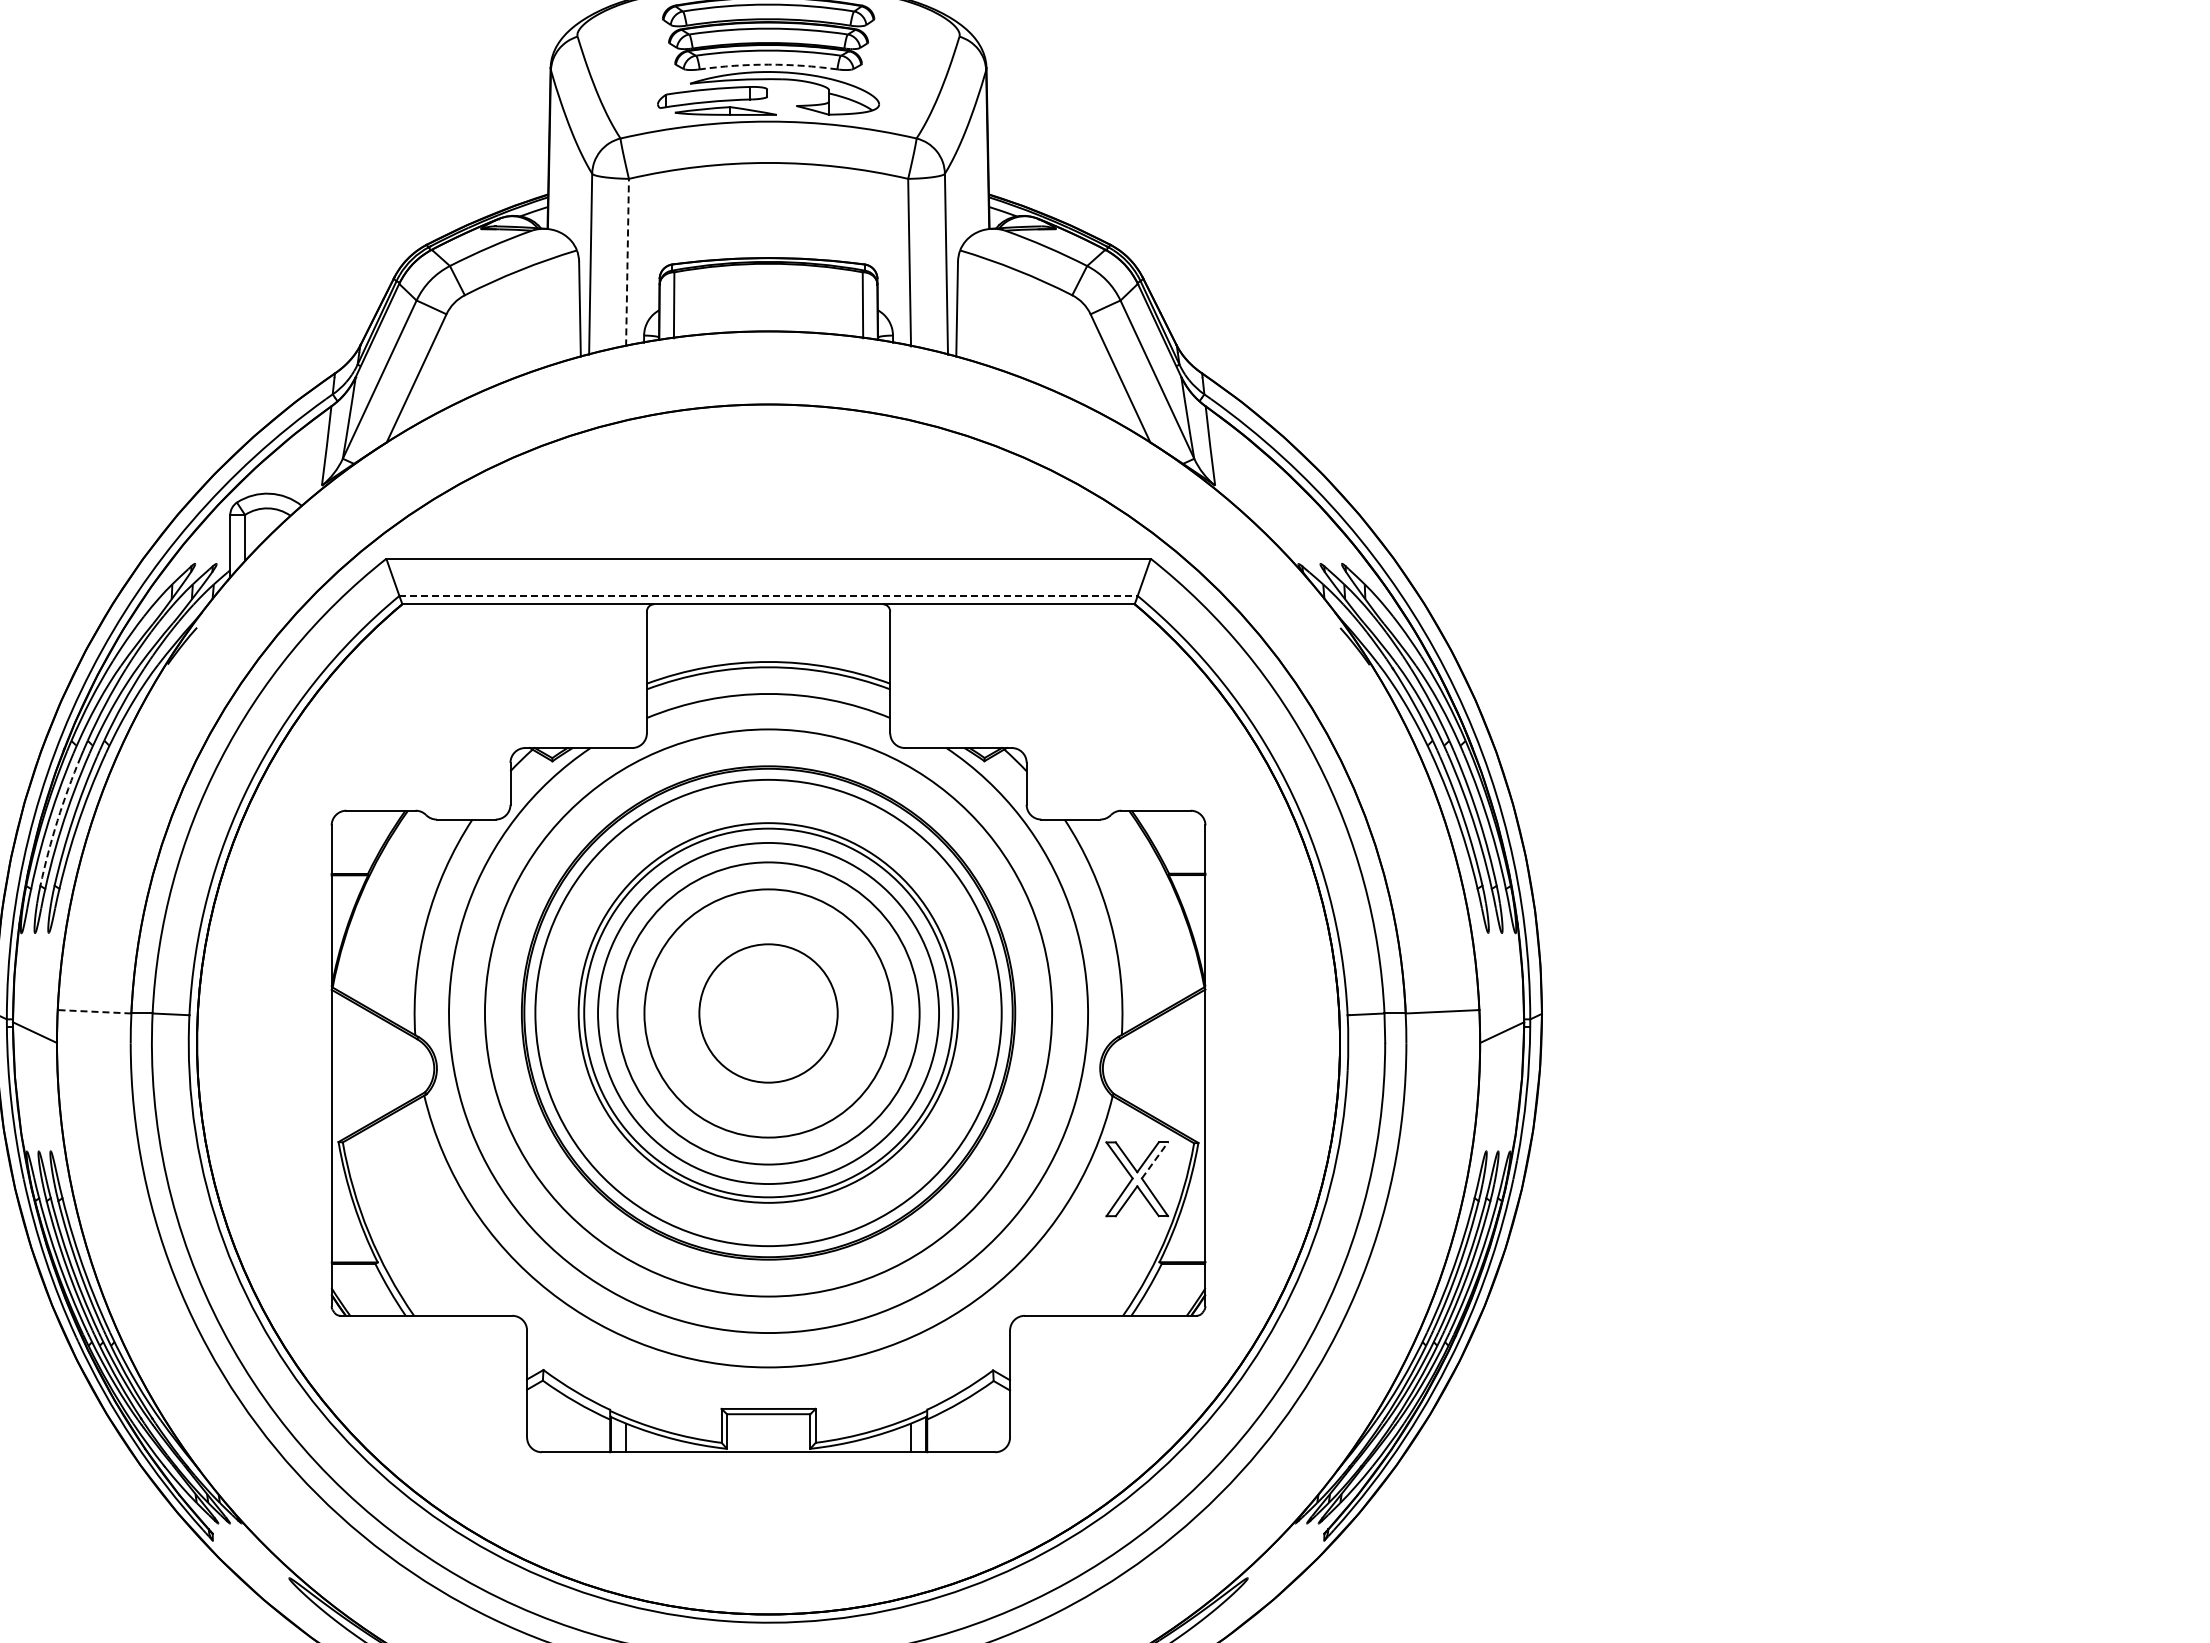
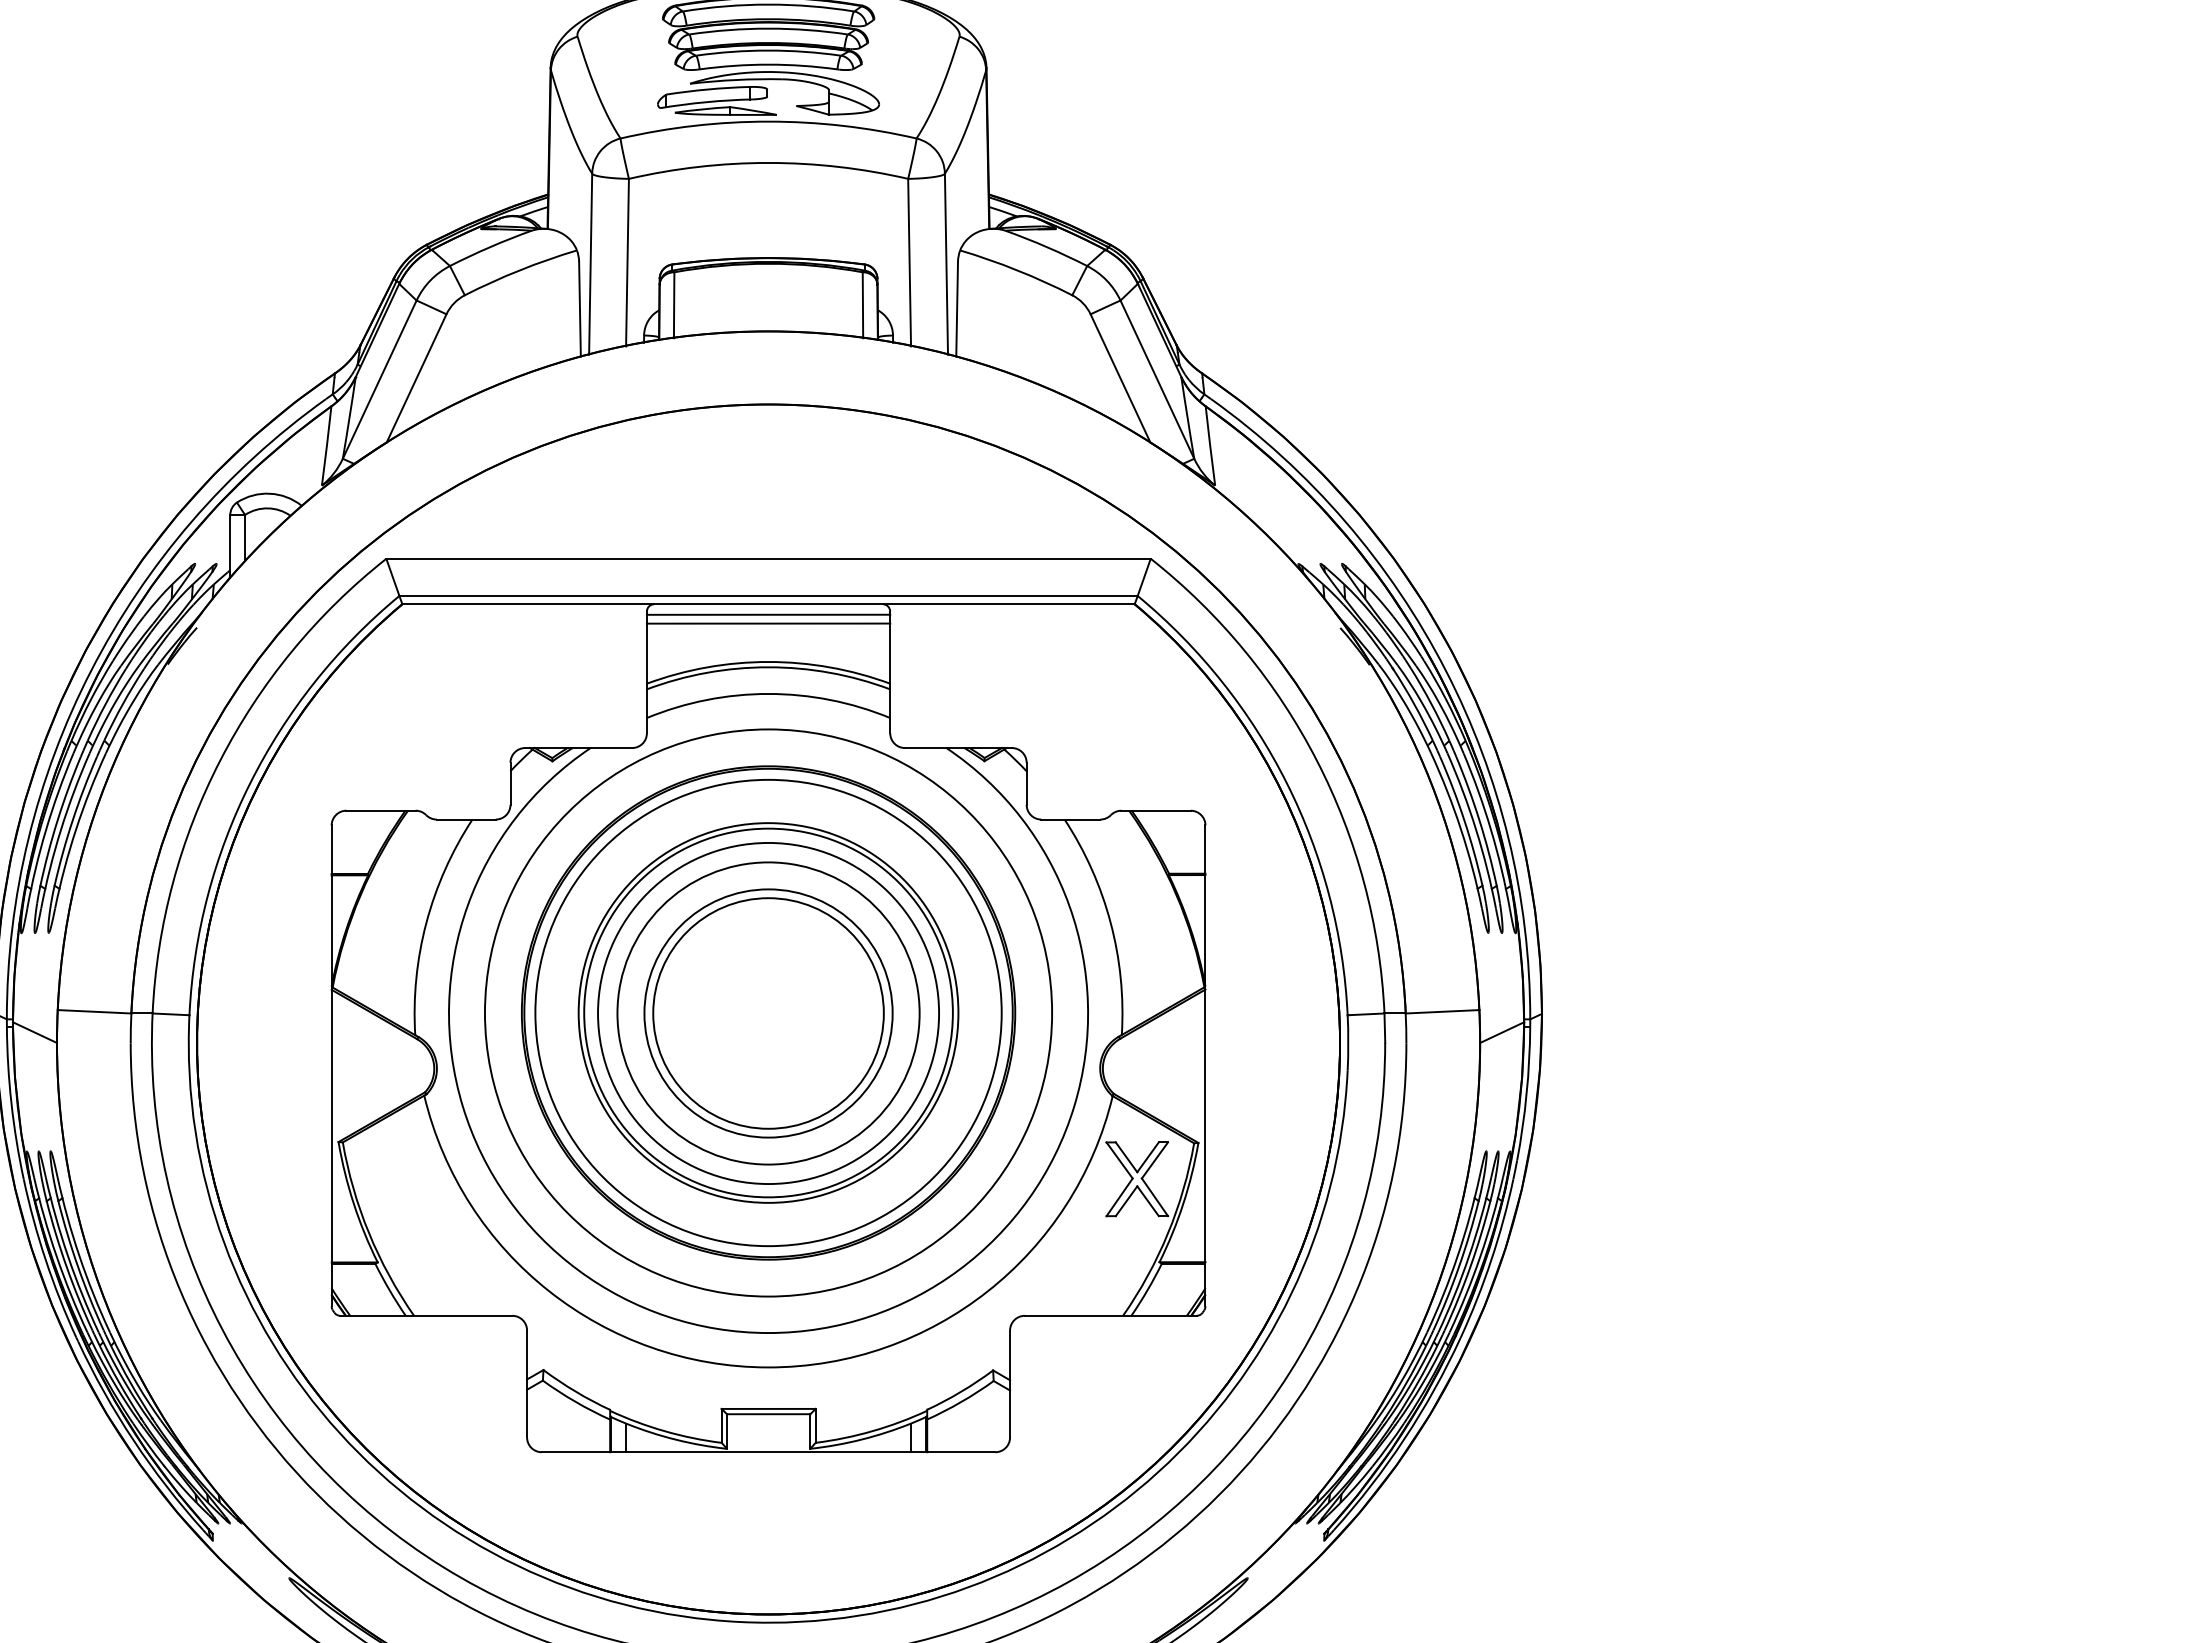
arc: dashed -> solid (768, 64)
line: dashed -> solid (627, 262)
line: dashed -> solid (769, 595)
line: none -> present (768, 614)
line: none -> present (768, 623)
arc: dashed -> solid (57, 820)
line: dashed -> solid (94, 1011)
circle diameter: 138 px -> 231 px (768, 1013)
line: dashed -> solid (1155, 1160)
